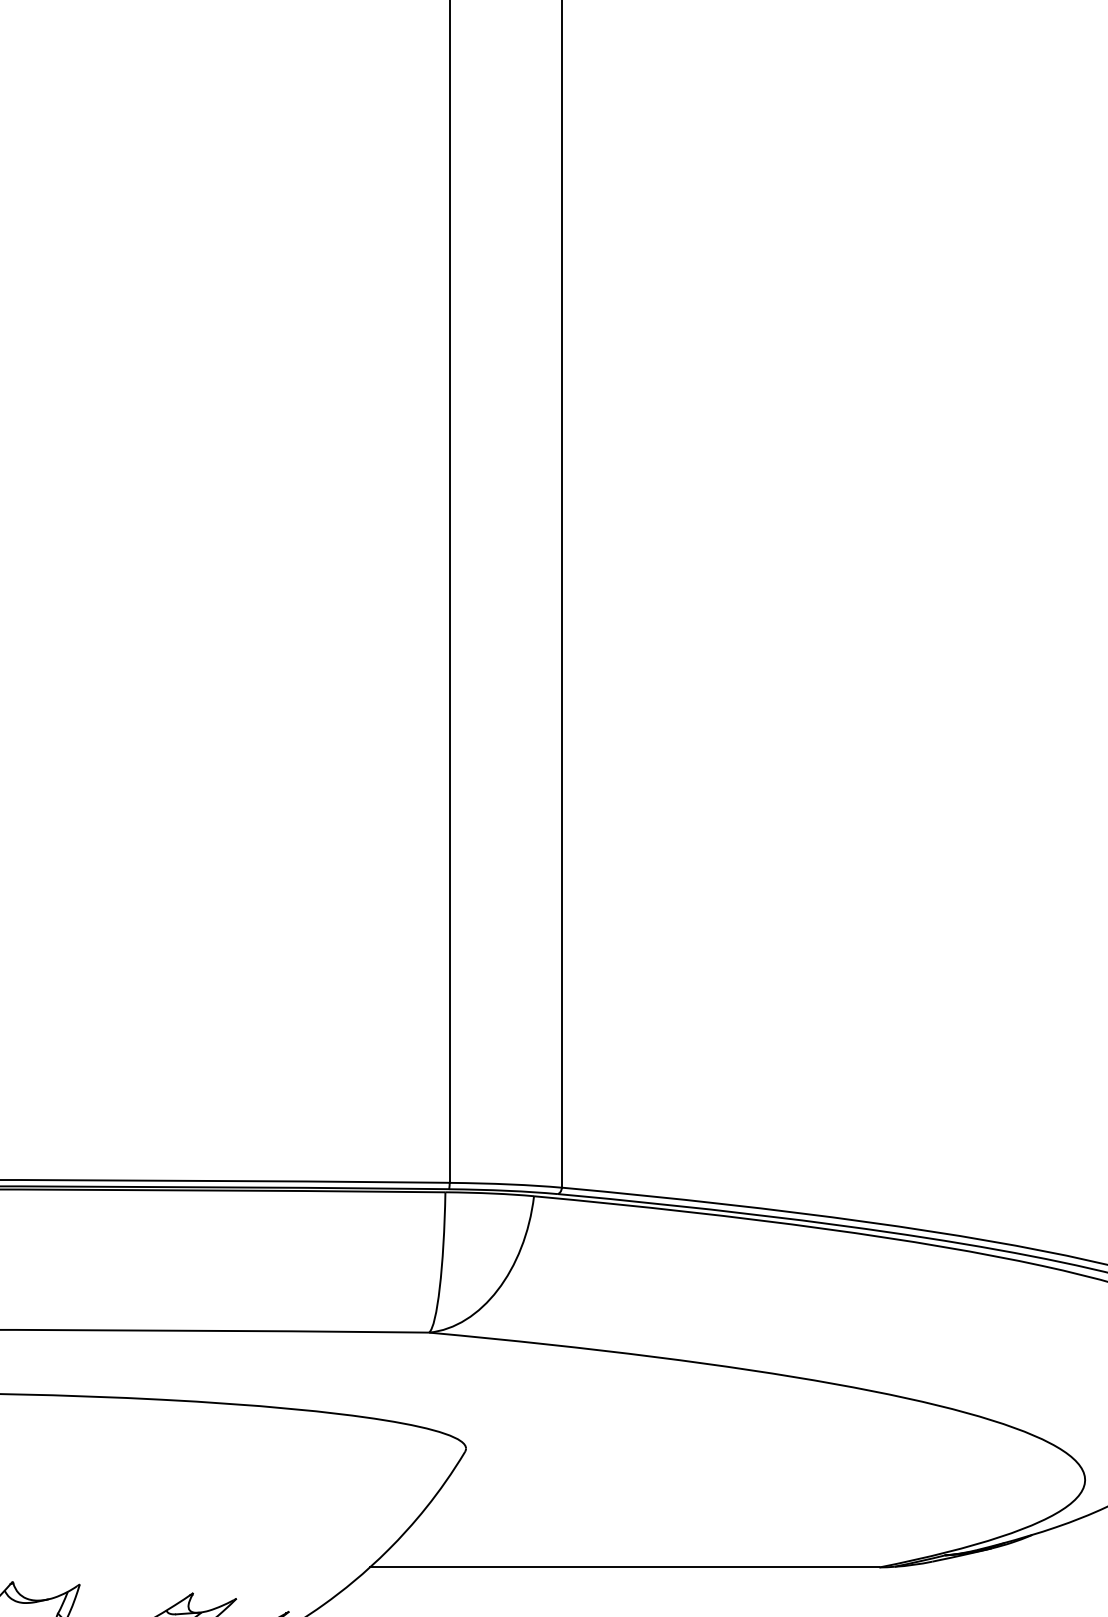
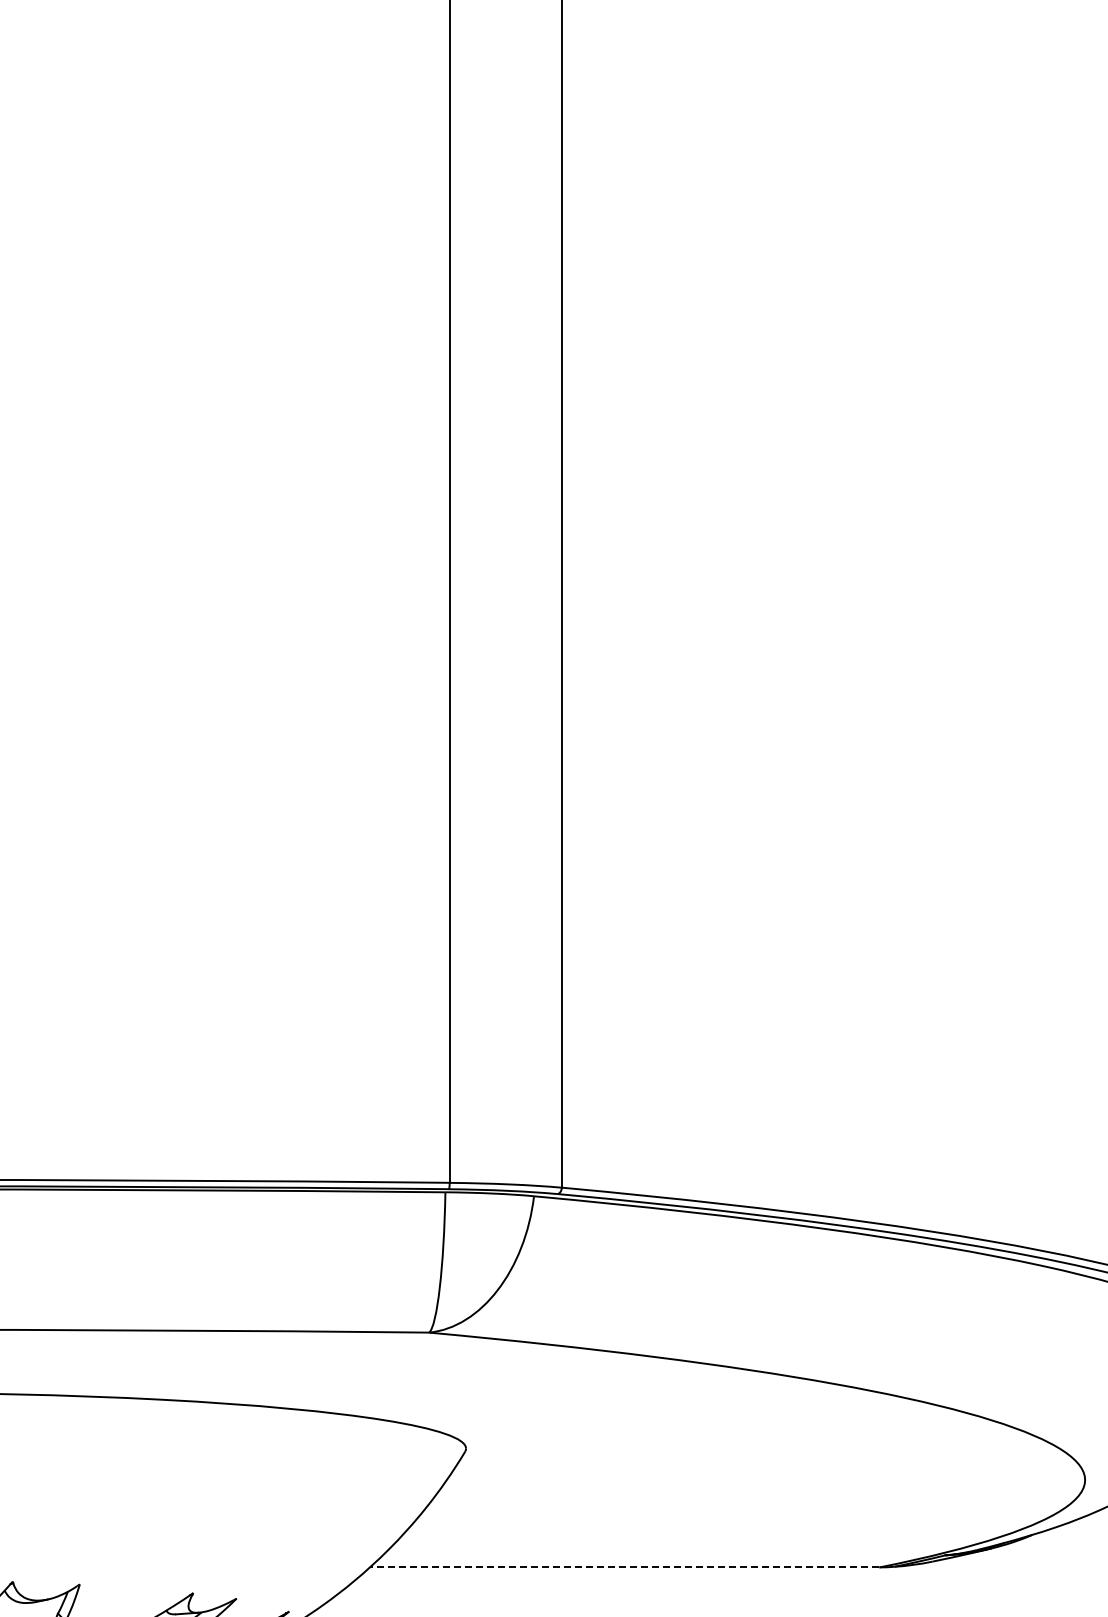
line: solid -> dashed (624, 1567)
